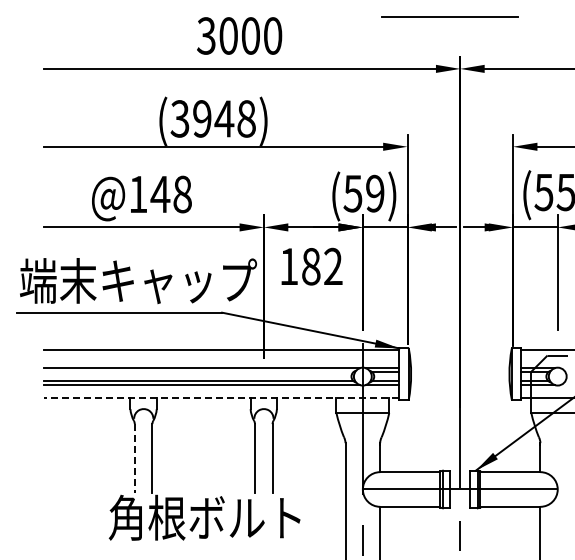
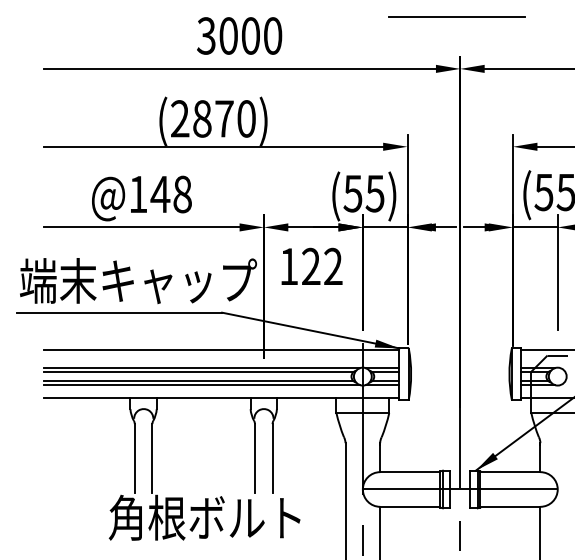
line position: (449, 16) -> (456, 16) (456, 16)
text: (3948) -> (2870) (212, 118)
text: (59) -> (55) (374, 193)
text: 182 -> 122 (311, 266)
line: none -> present (198, 371)
line: dashed -> solid (221, 398)
line: dashed -> solid (134, 459)
